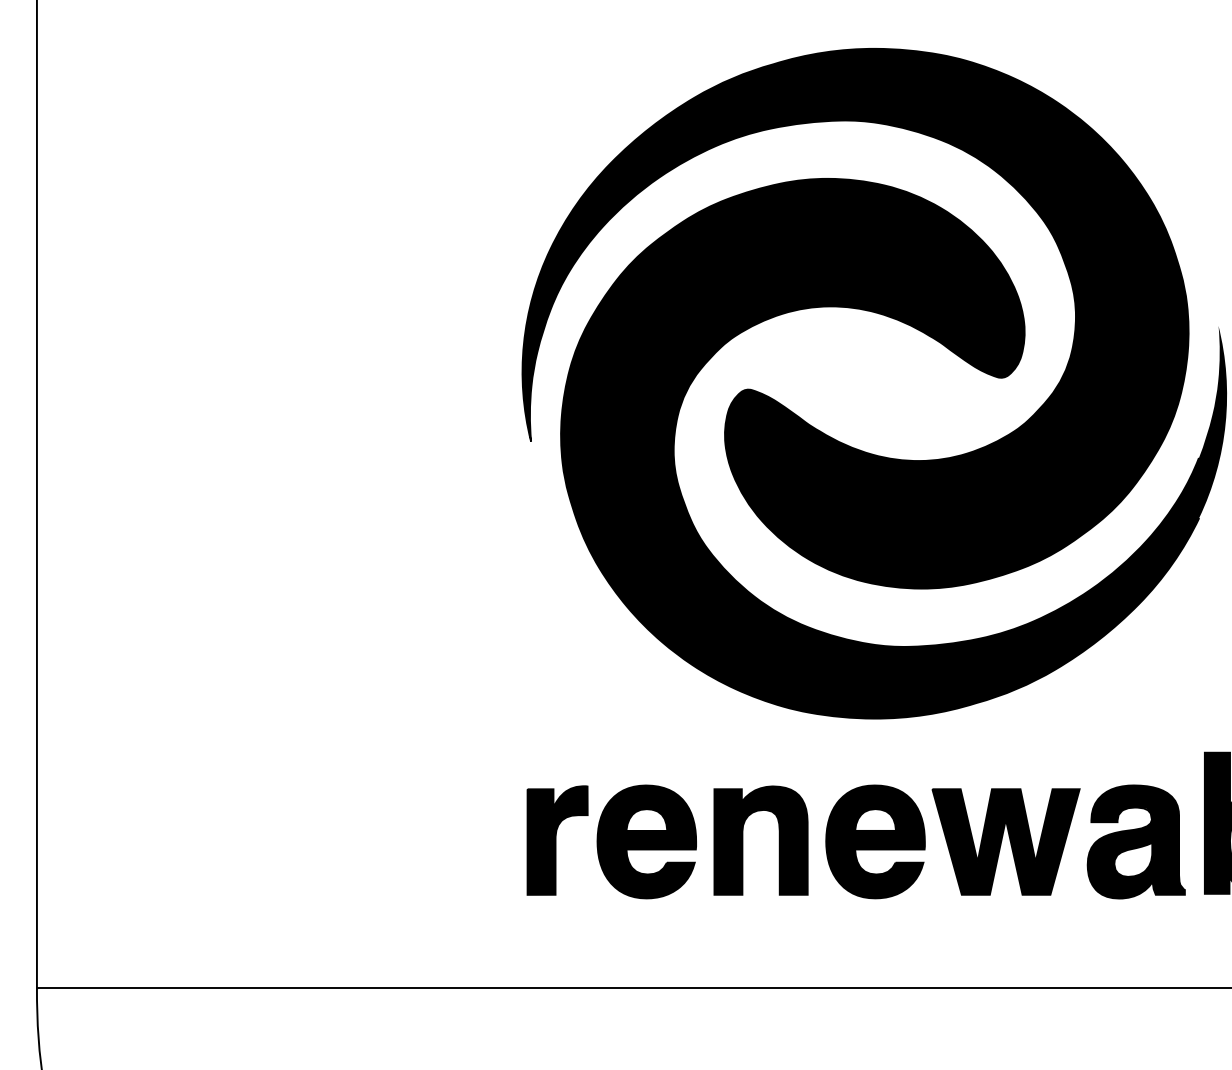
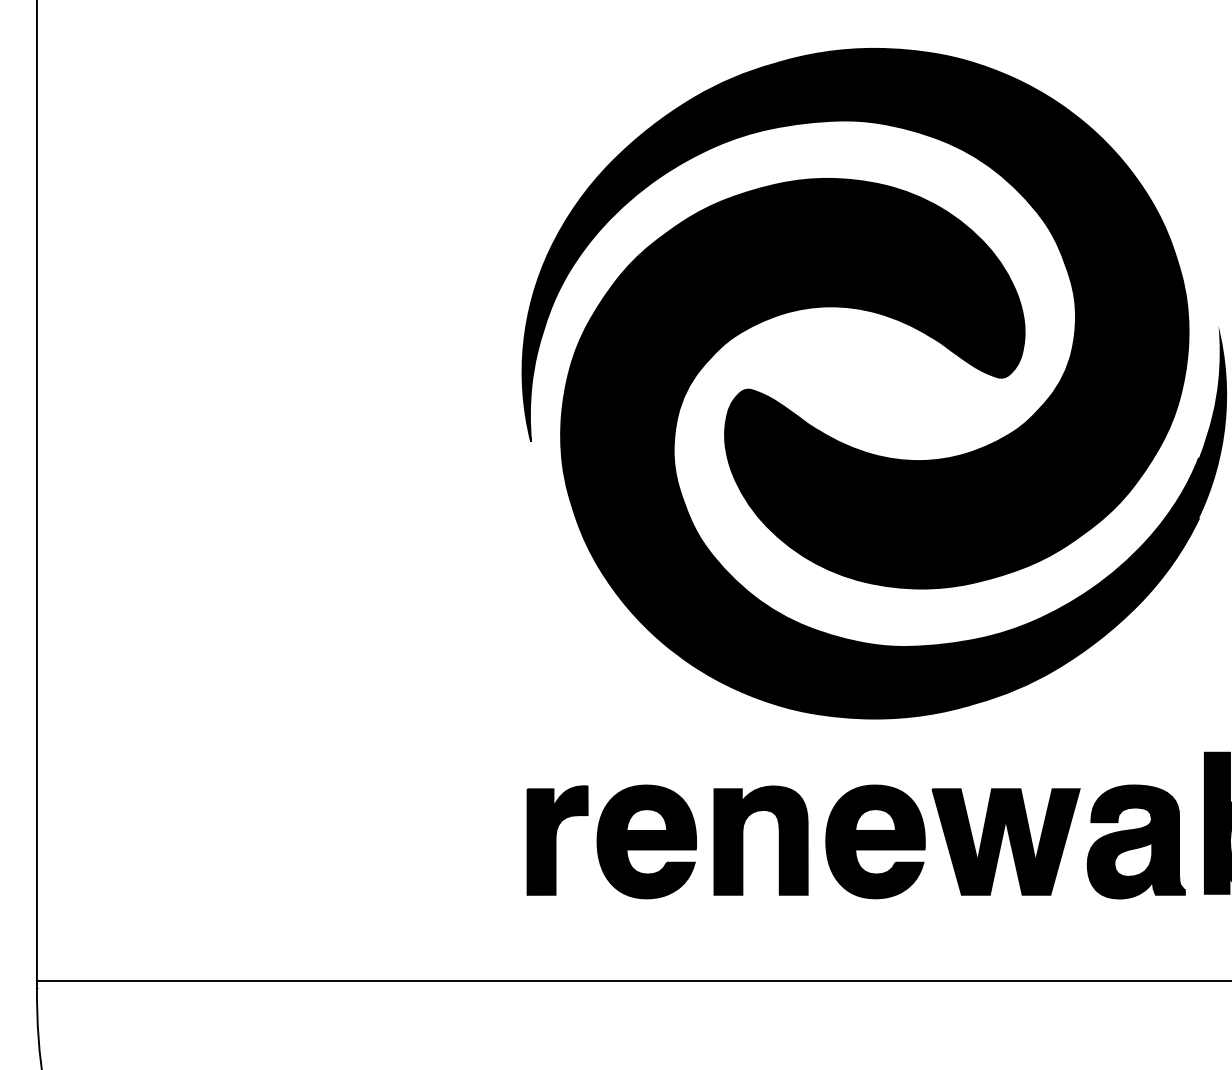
line position: (632, 988) -> (632, 981) (632, 981)
